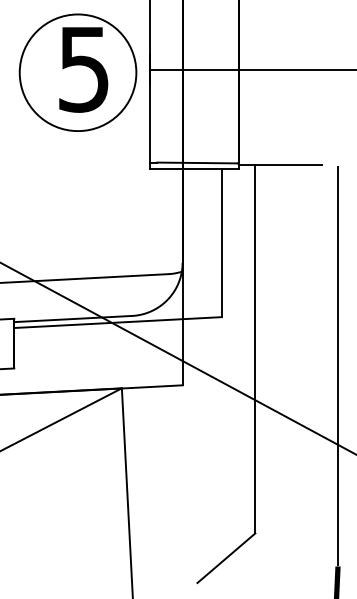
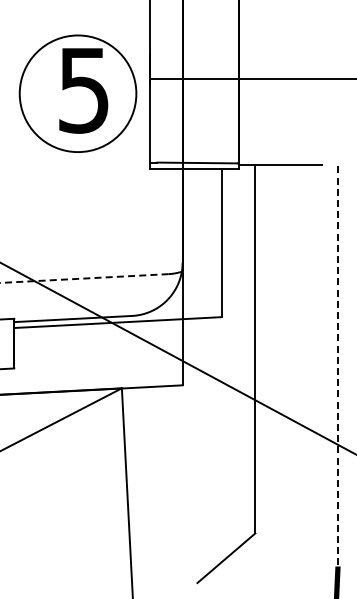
line position: (251, 70) -> (251, 79) (251, 79)
part position: (77, 72) -> (77, 93) (77, 93)
line: solid -> dashed (84, 278)
line: solid -> dashed (338, 366)
